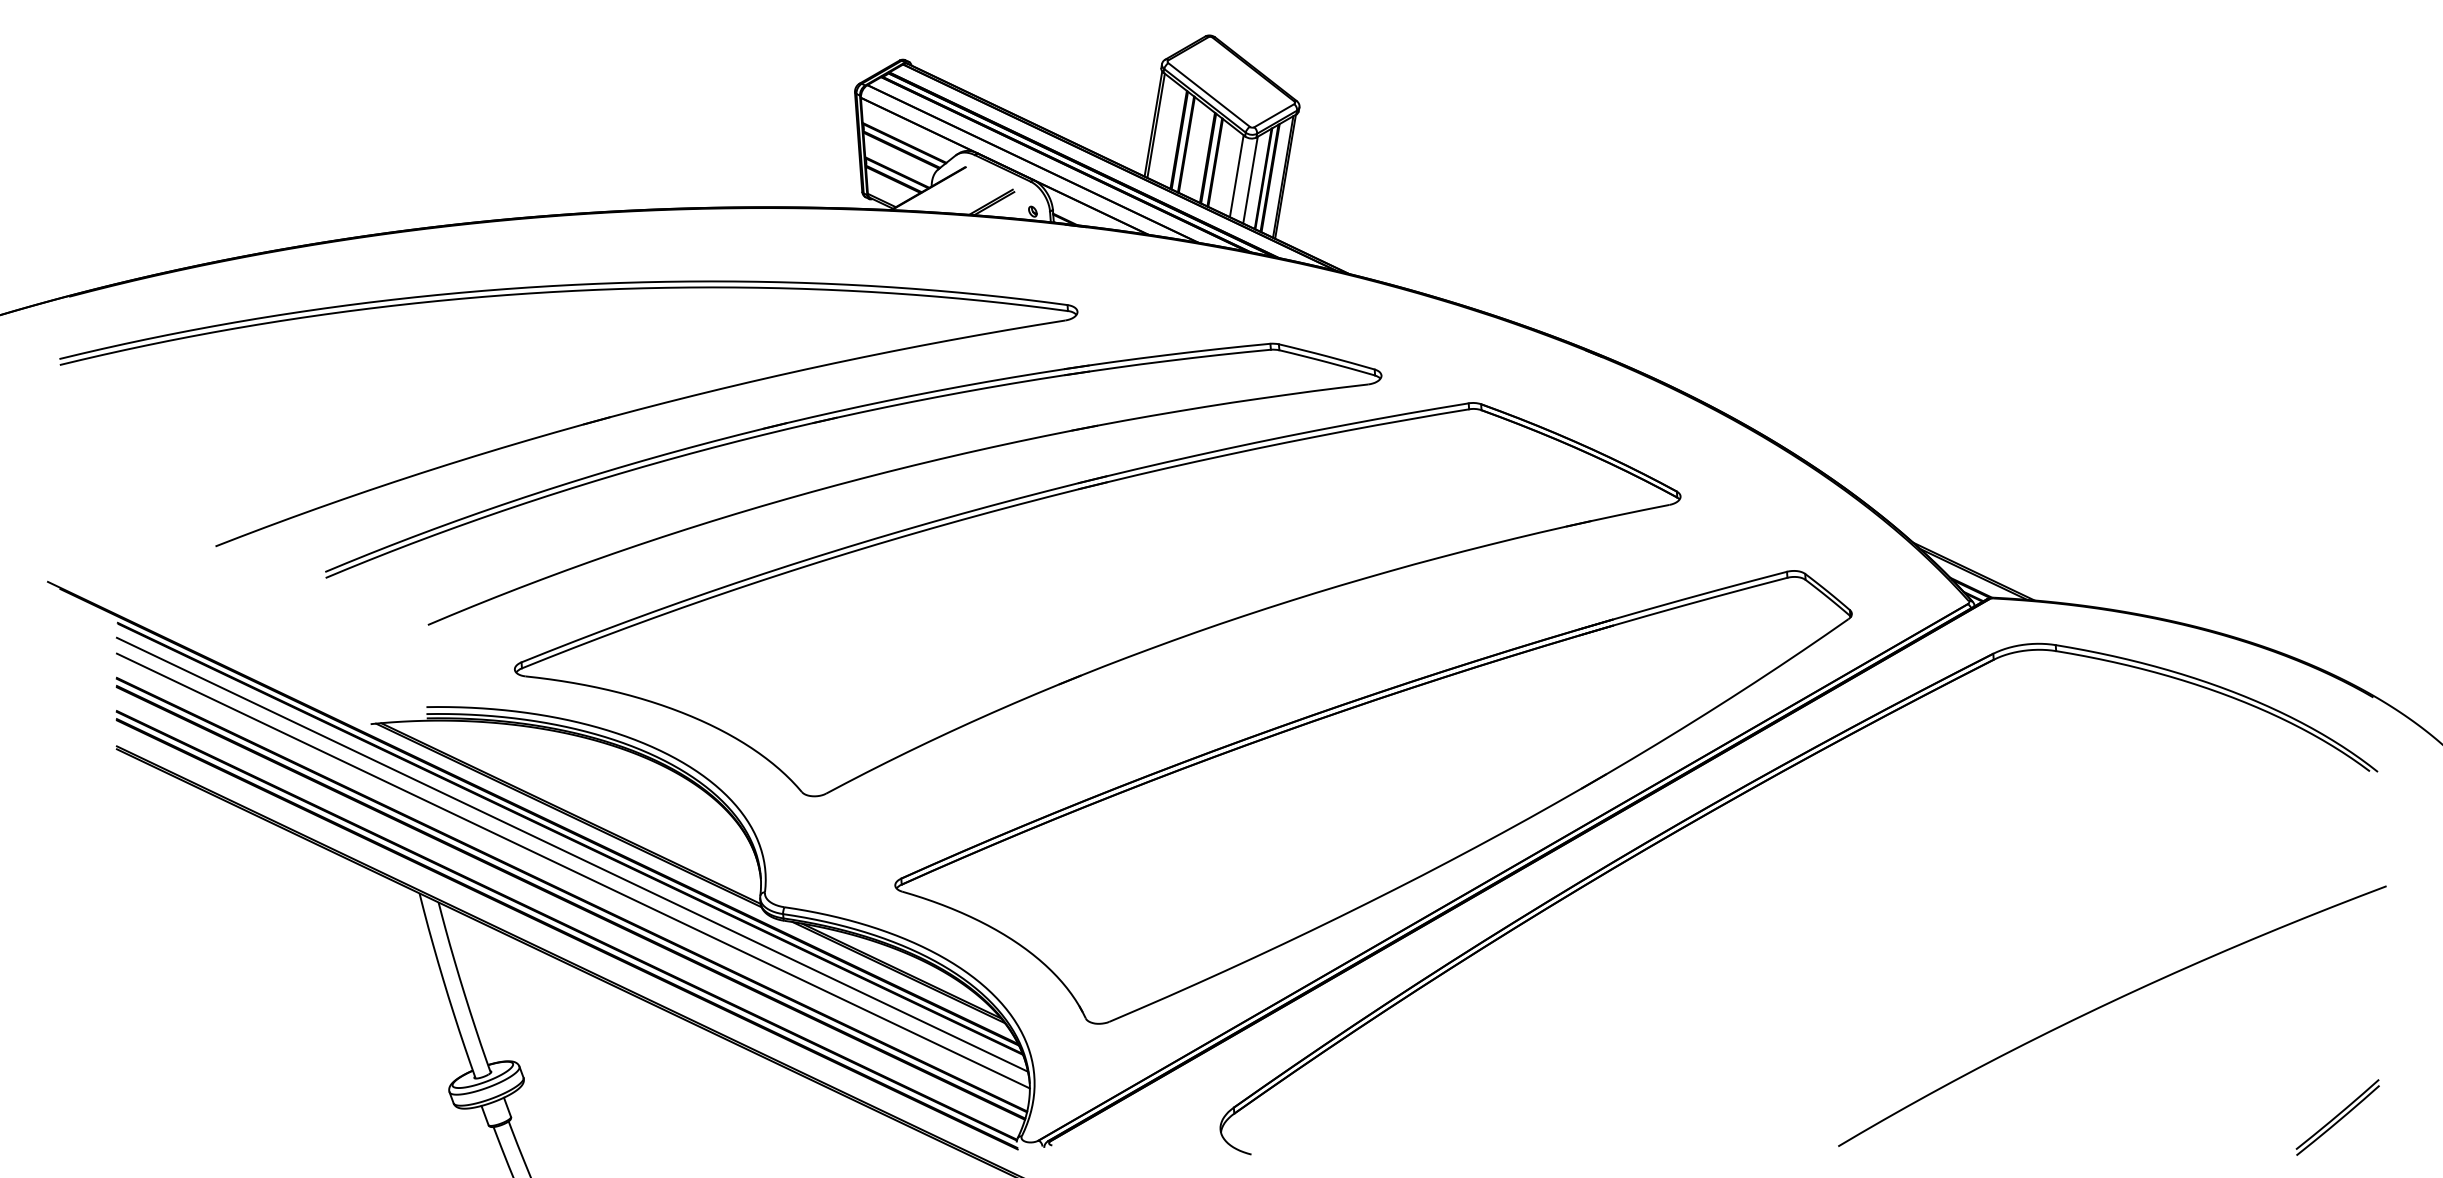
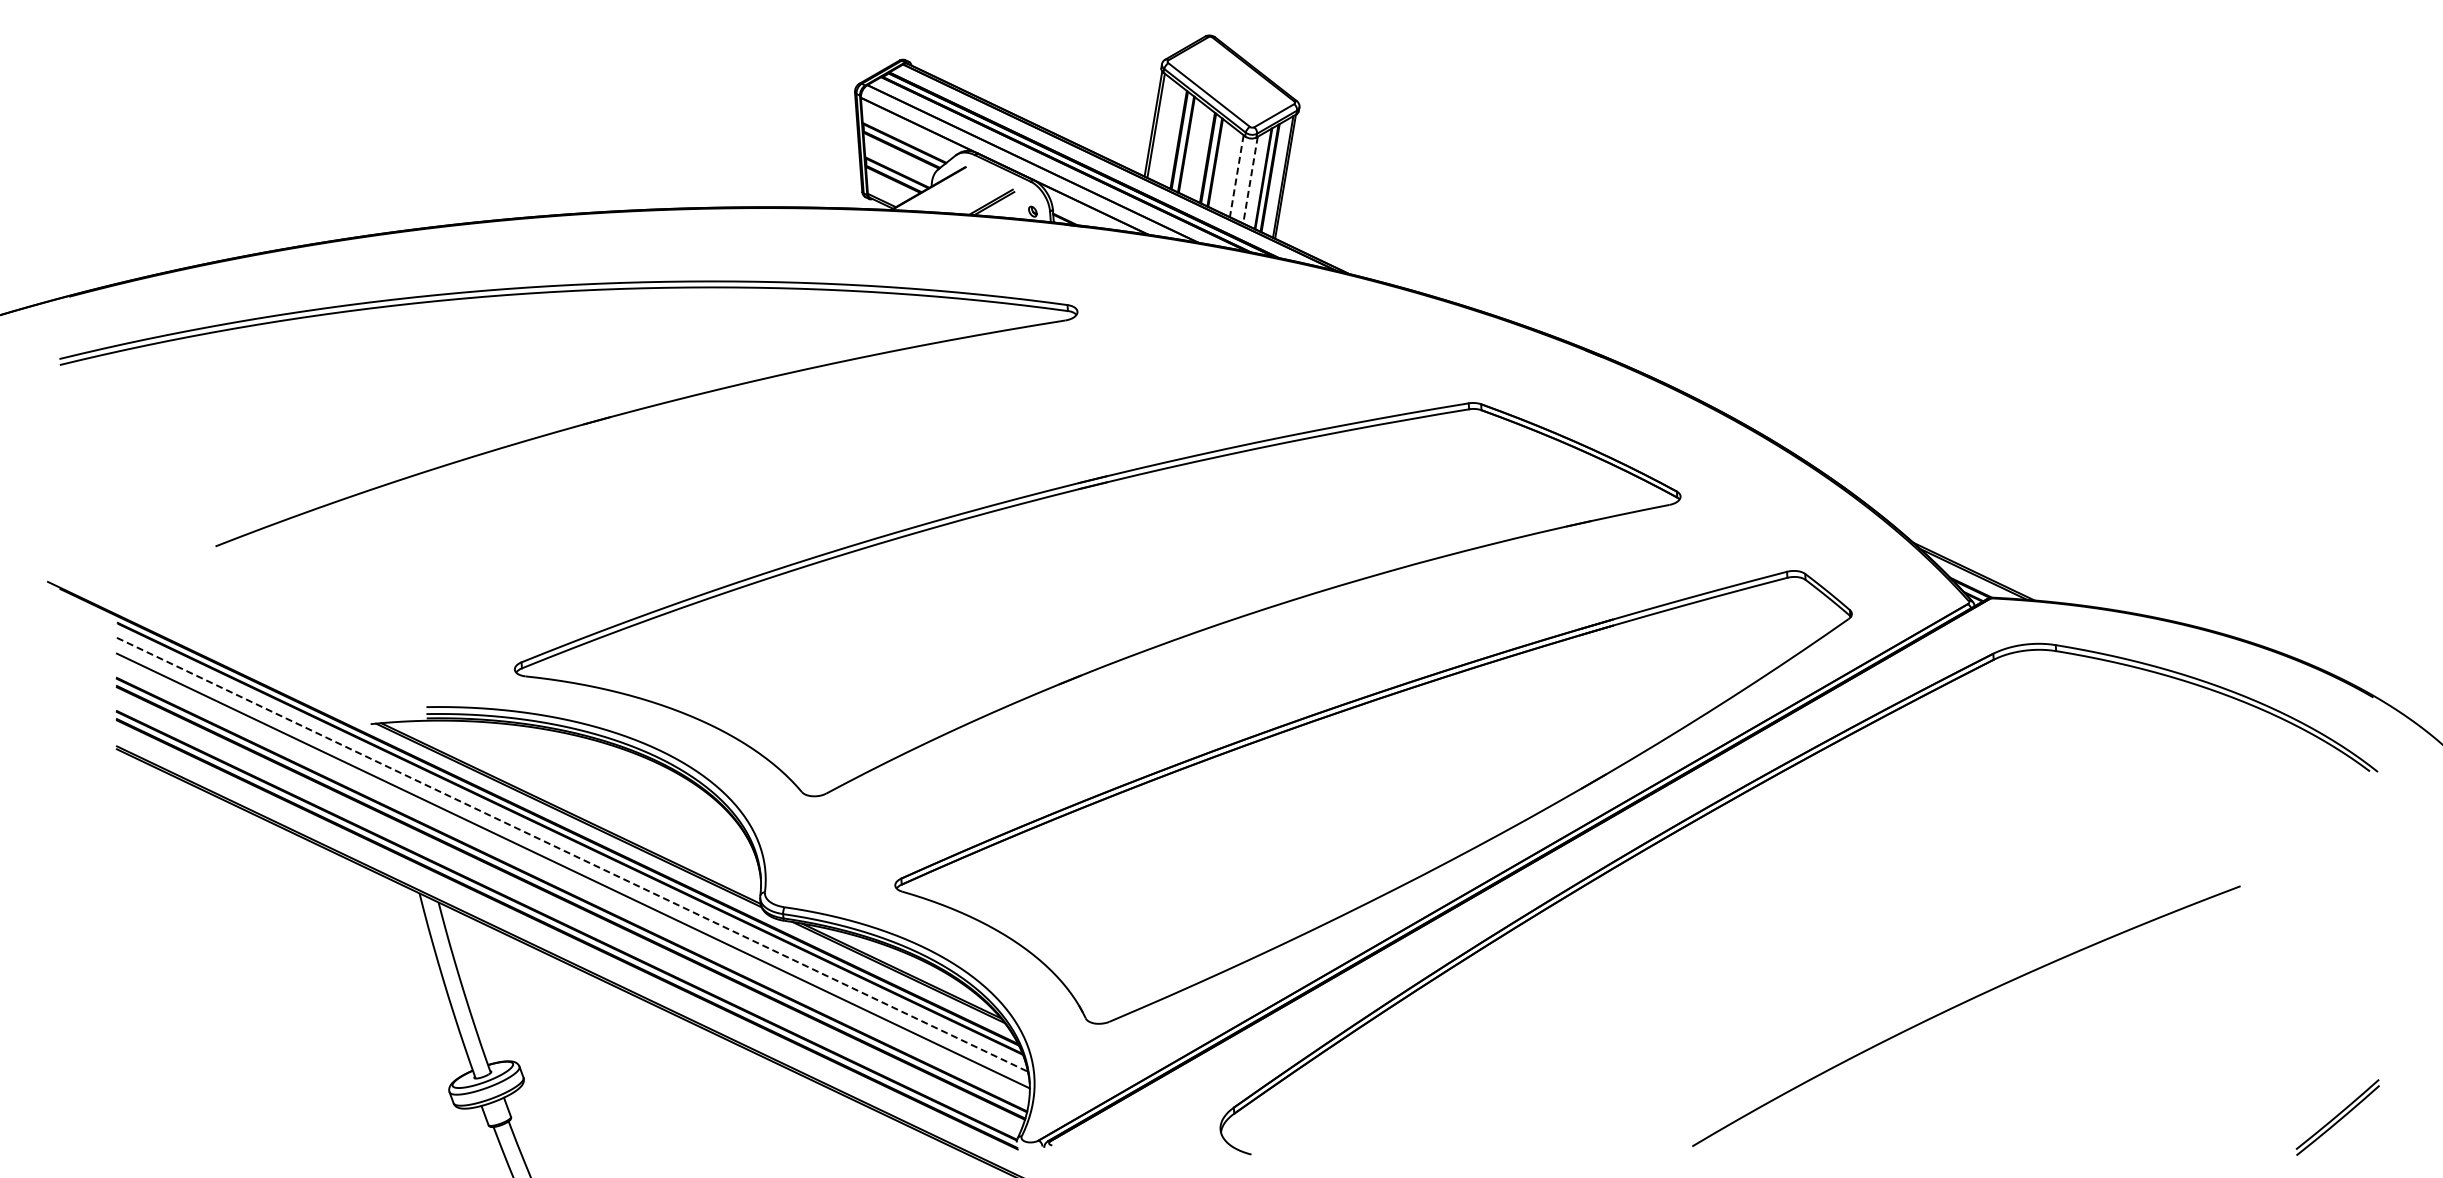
line: solid -> dashed (1236, 176)
line: solid -> dashed (1250, 180)
part: present -> none (853, 483)
line: solid -> dashed (572, 854)
curve position: (2106, 1005) -> (1960, 1005) (1960, 1005)
